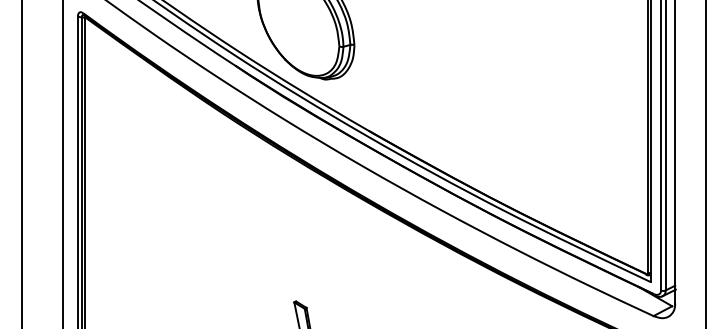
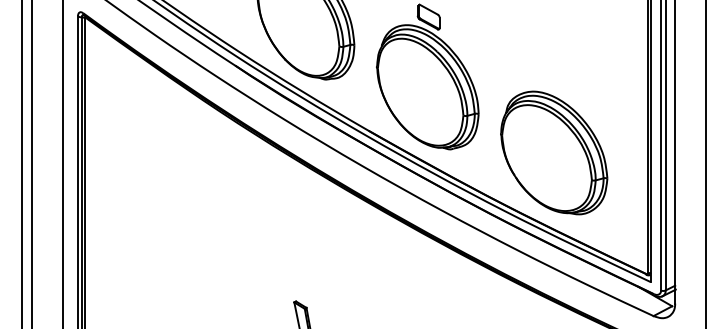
part: none -> present (427, 76)
part: none -> present (554, 152)
line: none -> present (32, 163)
